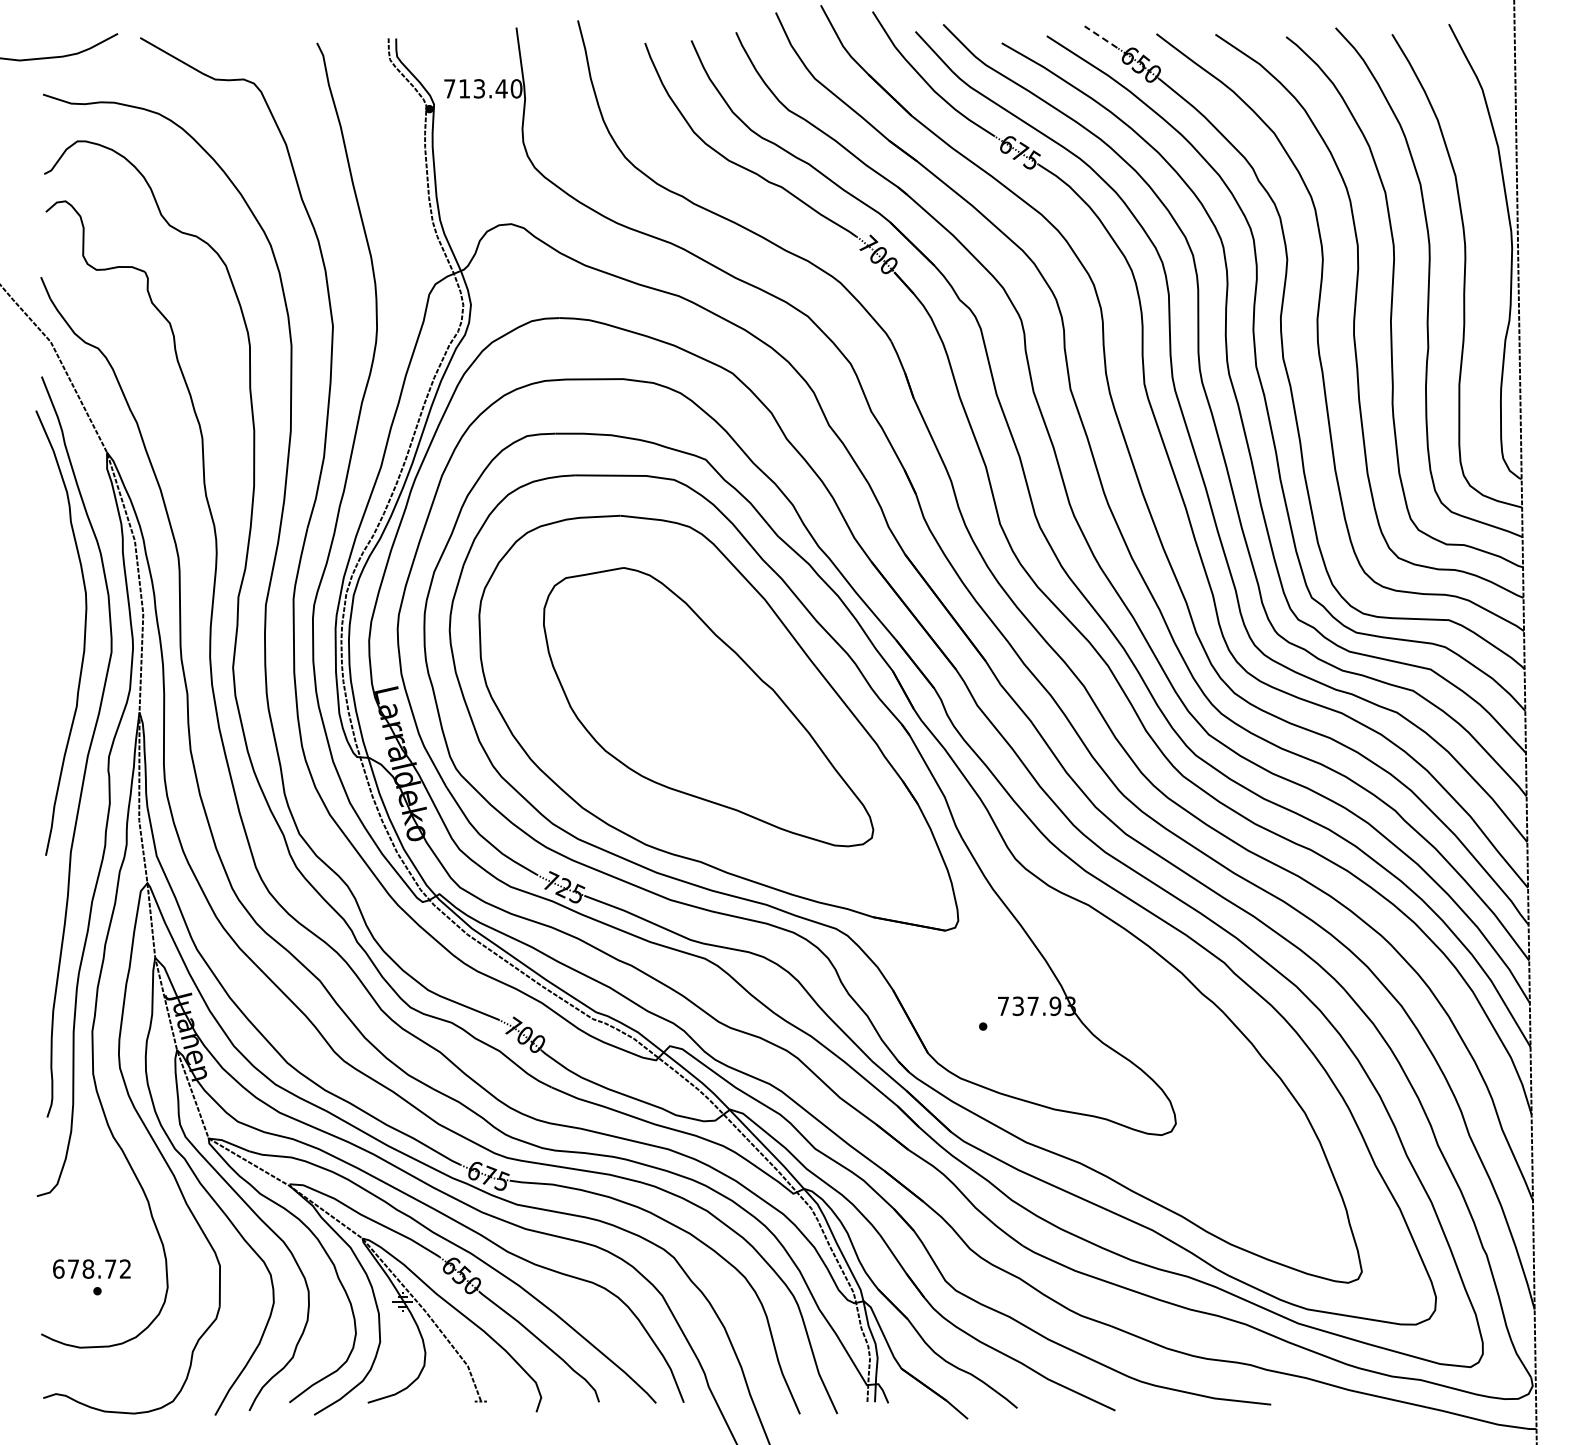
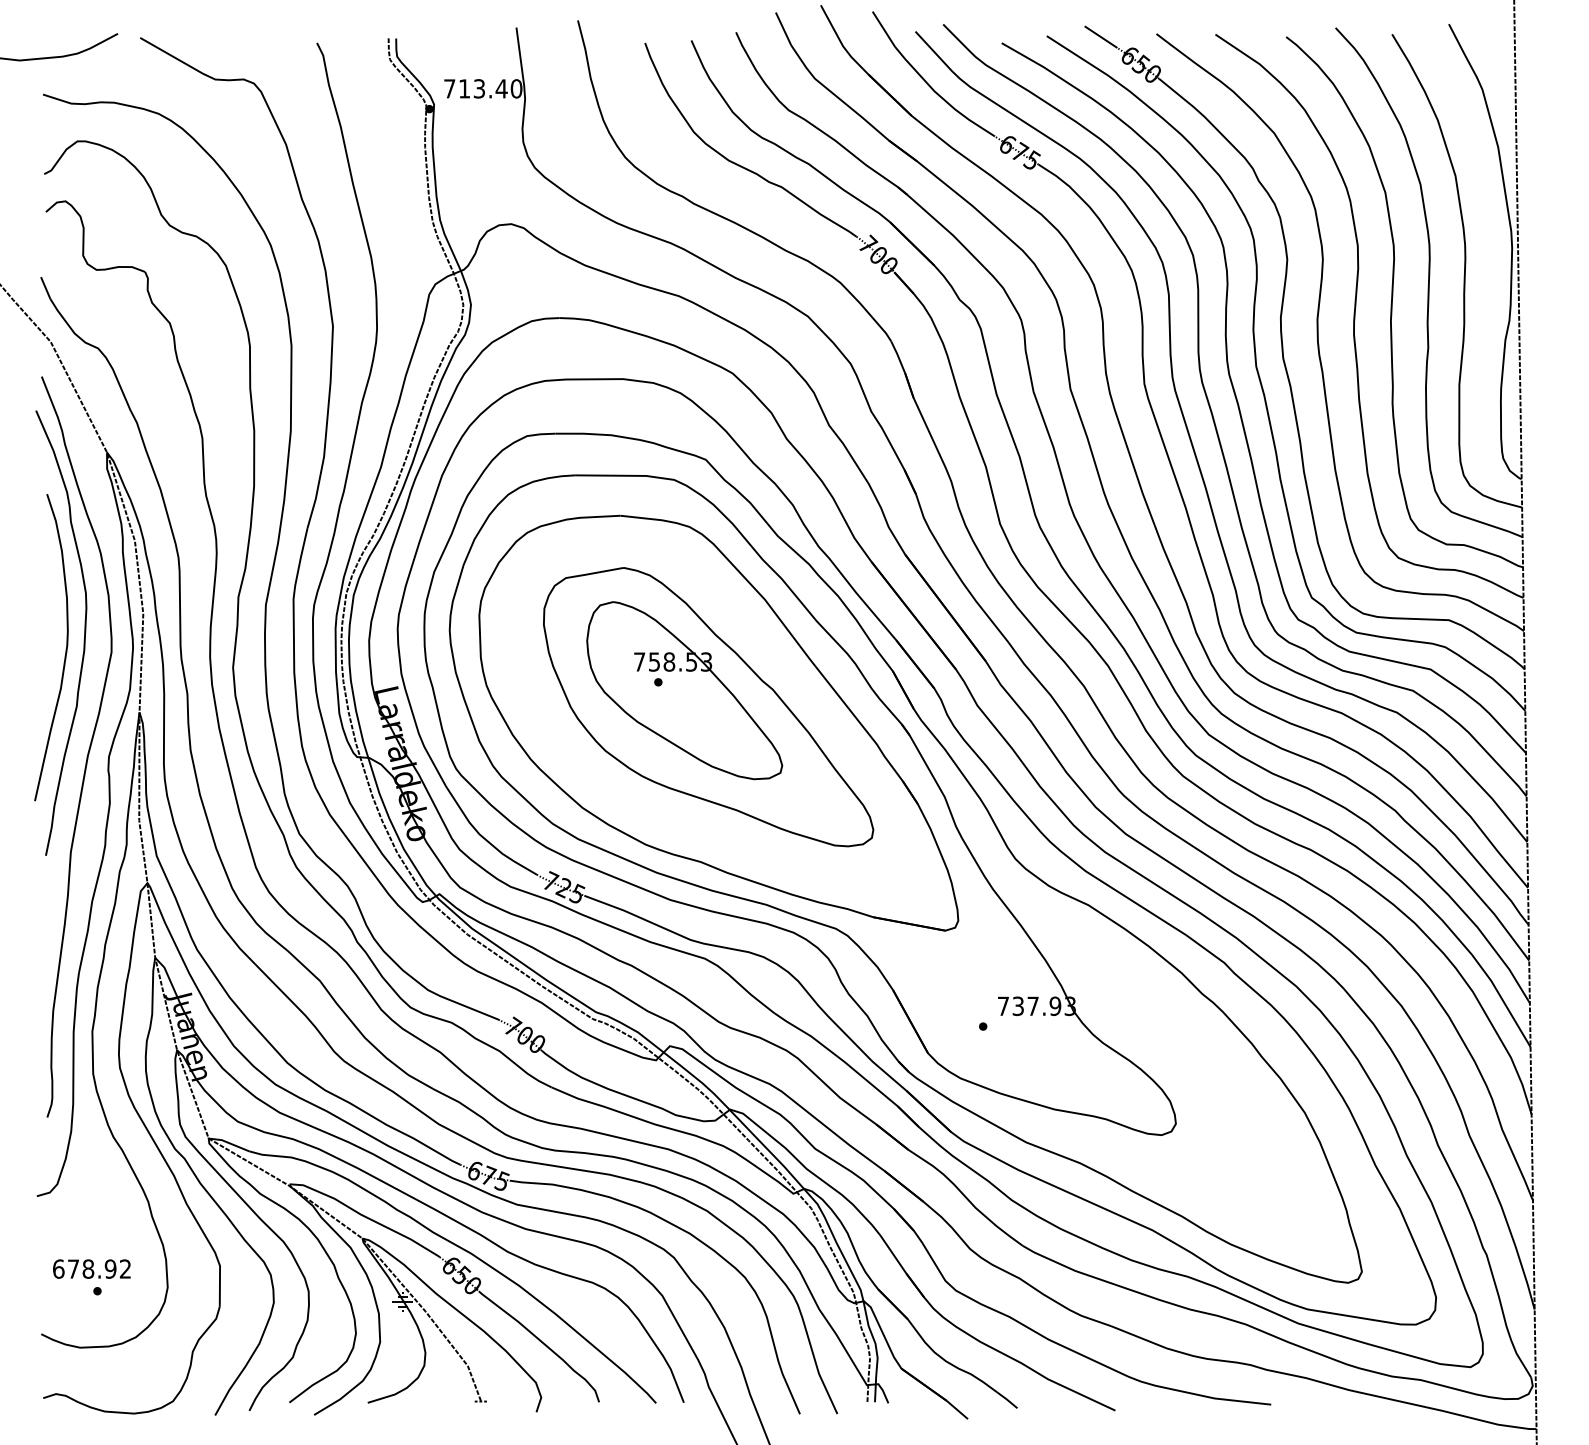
line: dashed -> solid (1101, 37)
curve: none -> present (65, 649)
part: none -> present (684, 690)
text: 678.72 -> 678.92 (110, 1268)
